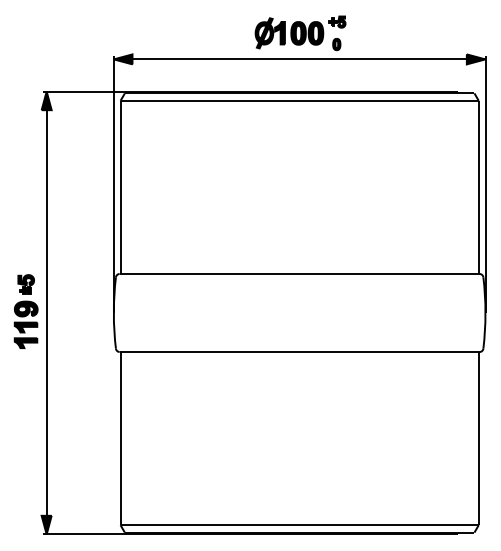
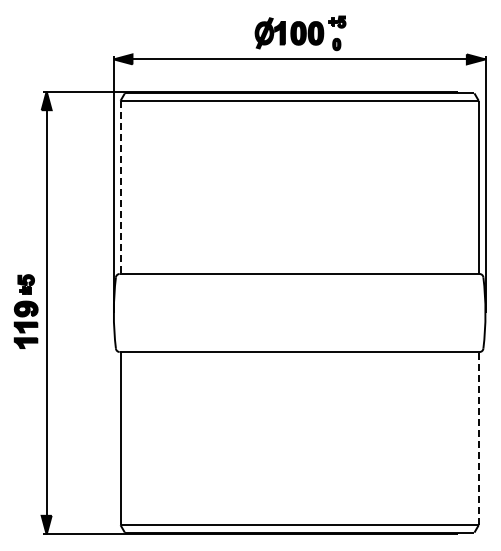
line: solid -> dashed (120, 187)
line: solid -> dashed (478, 438)
